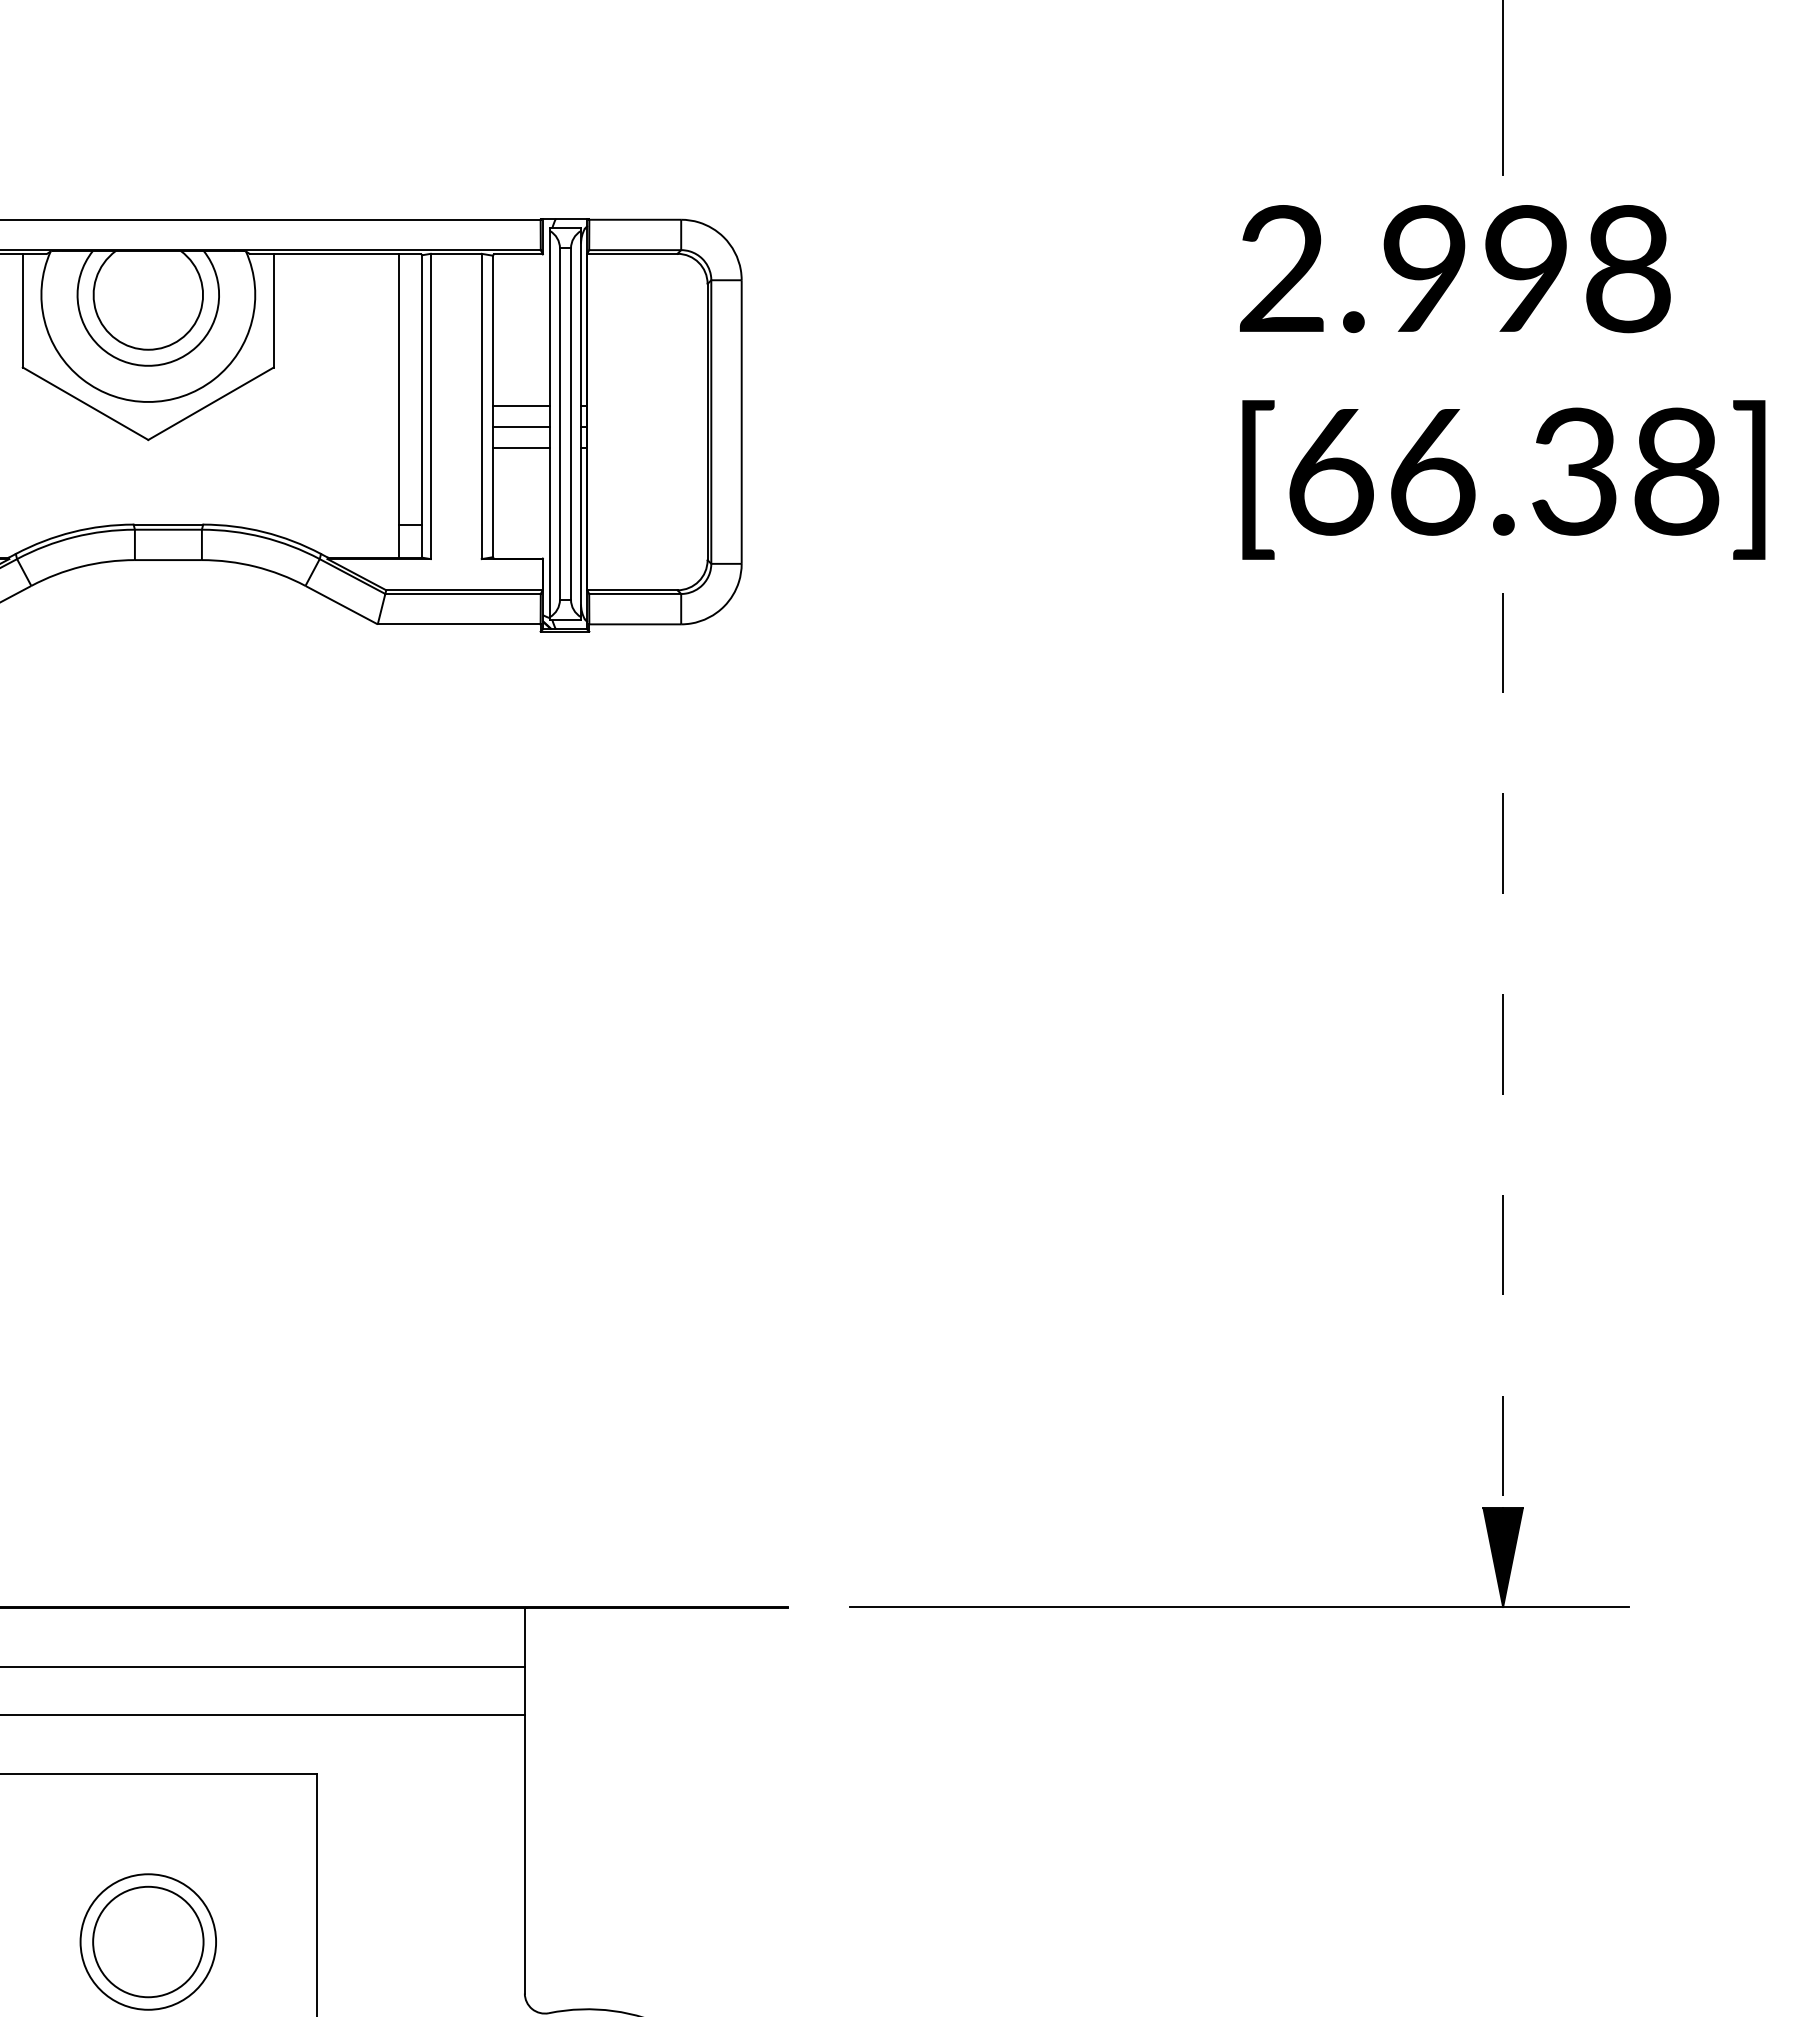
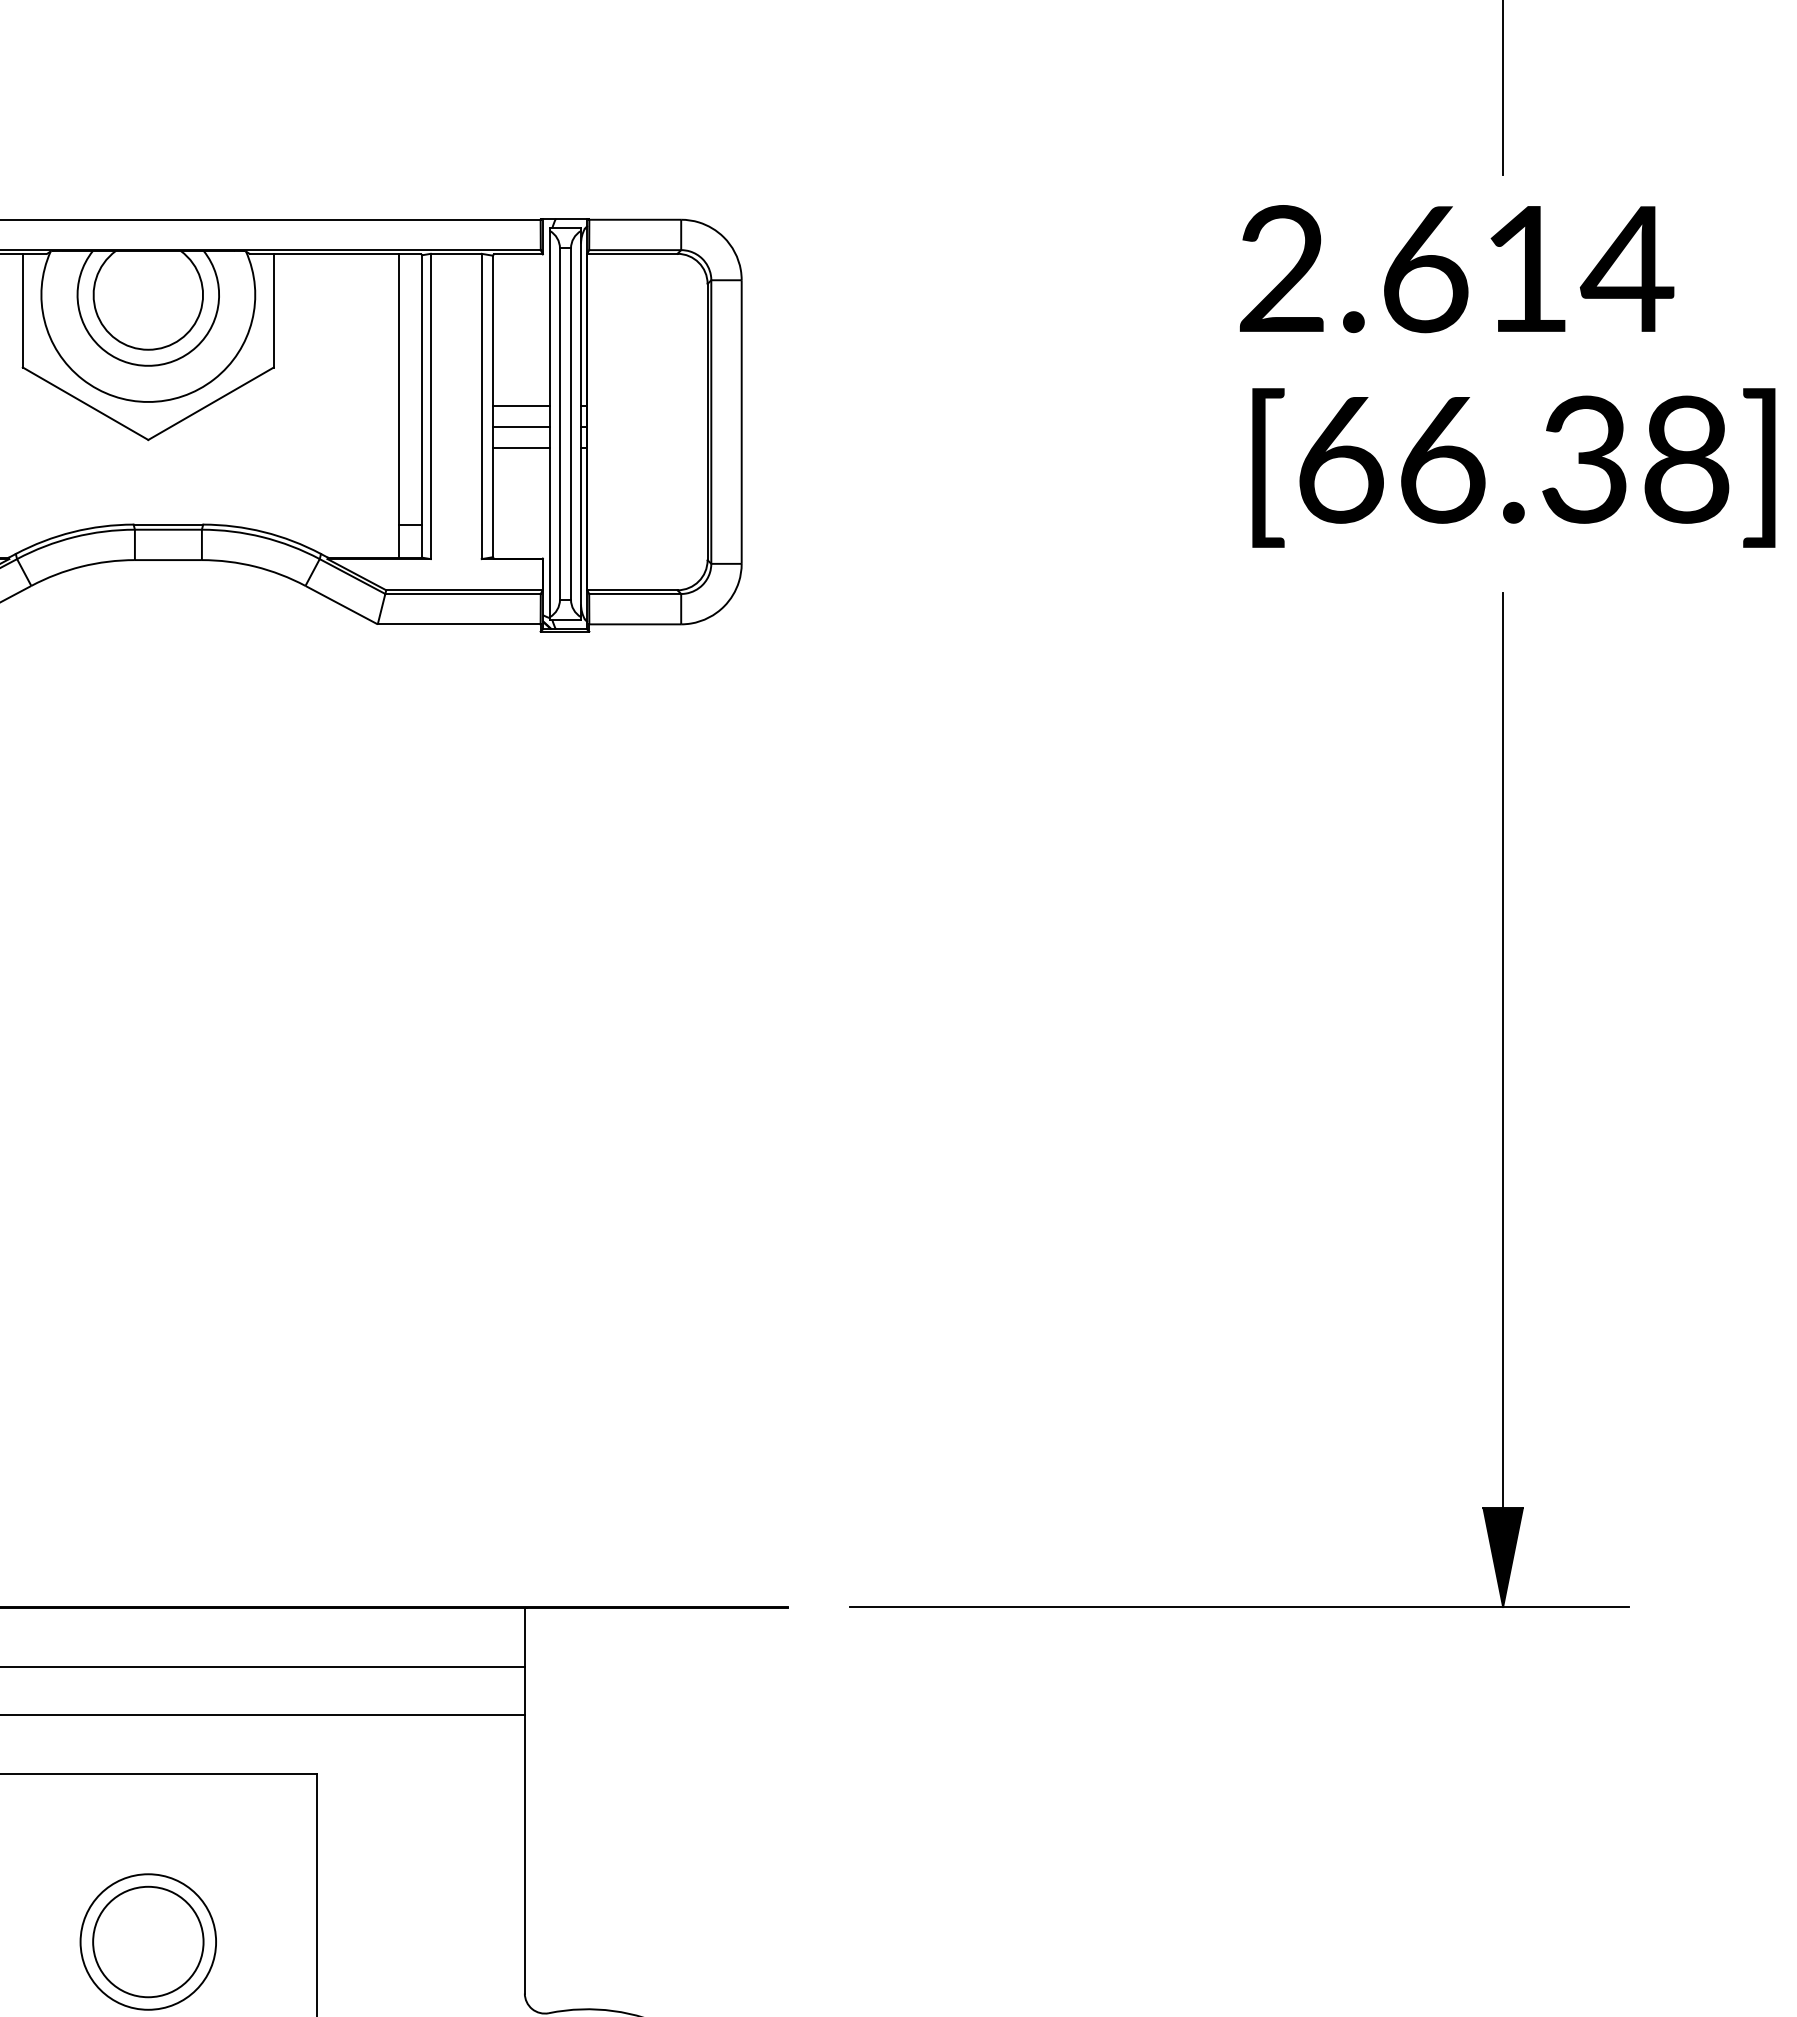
text: 2.998 -> 2.614 (1528, 269)
text position: (1503, 479) -> (1513, 467) (1513, 467)
line: dashed -> solid (1503, 1050)
